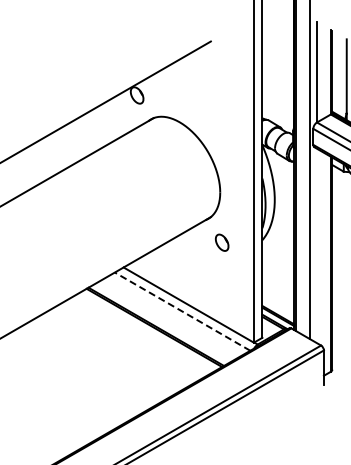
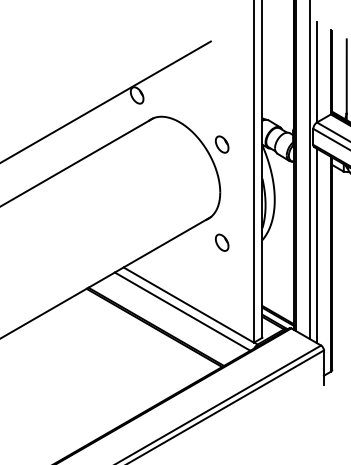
part: none -> present (222, 144)
line: none -> present (317, 245)
line: dashed -> solid (182, 311)
